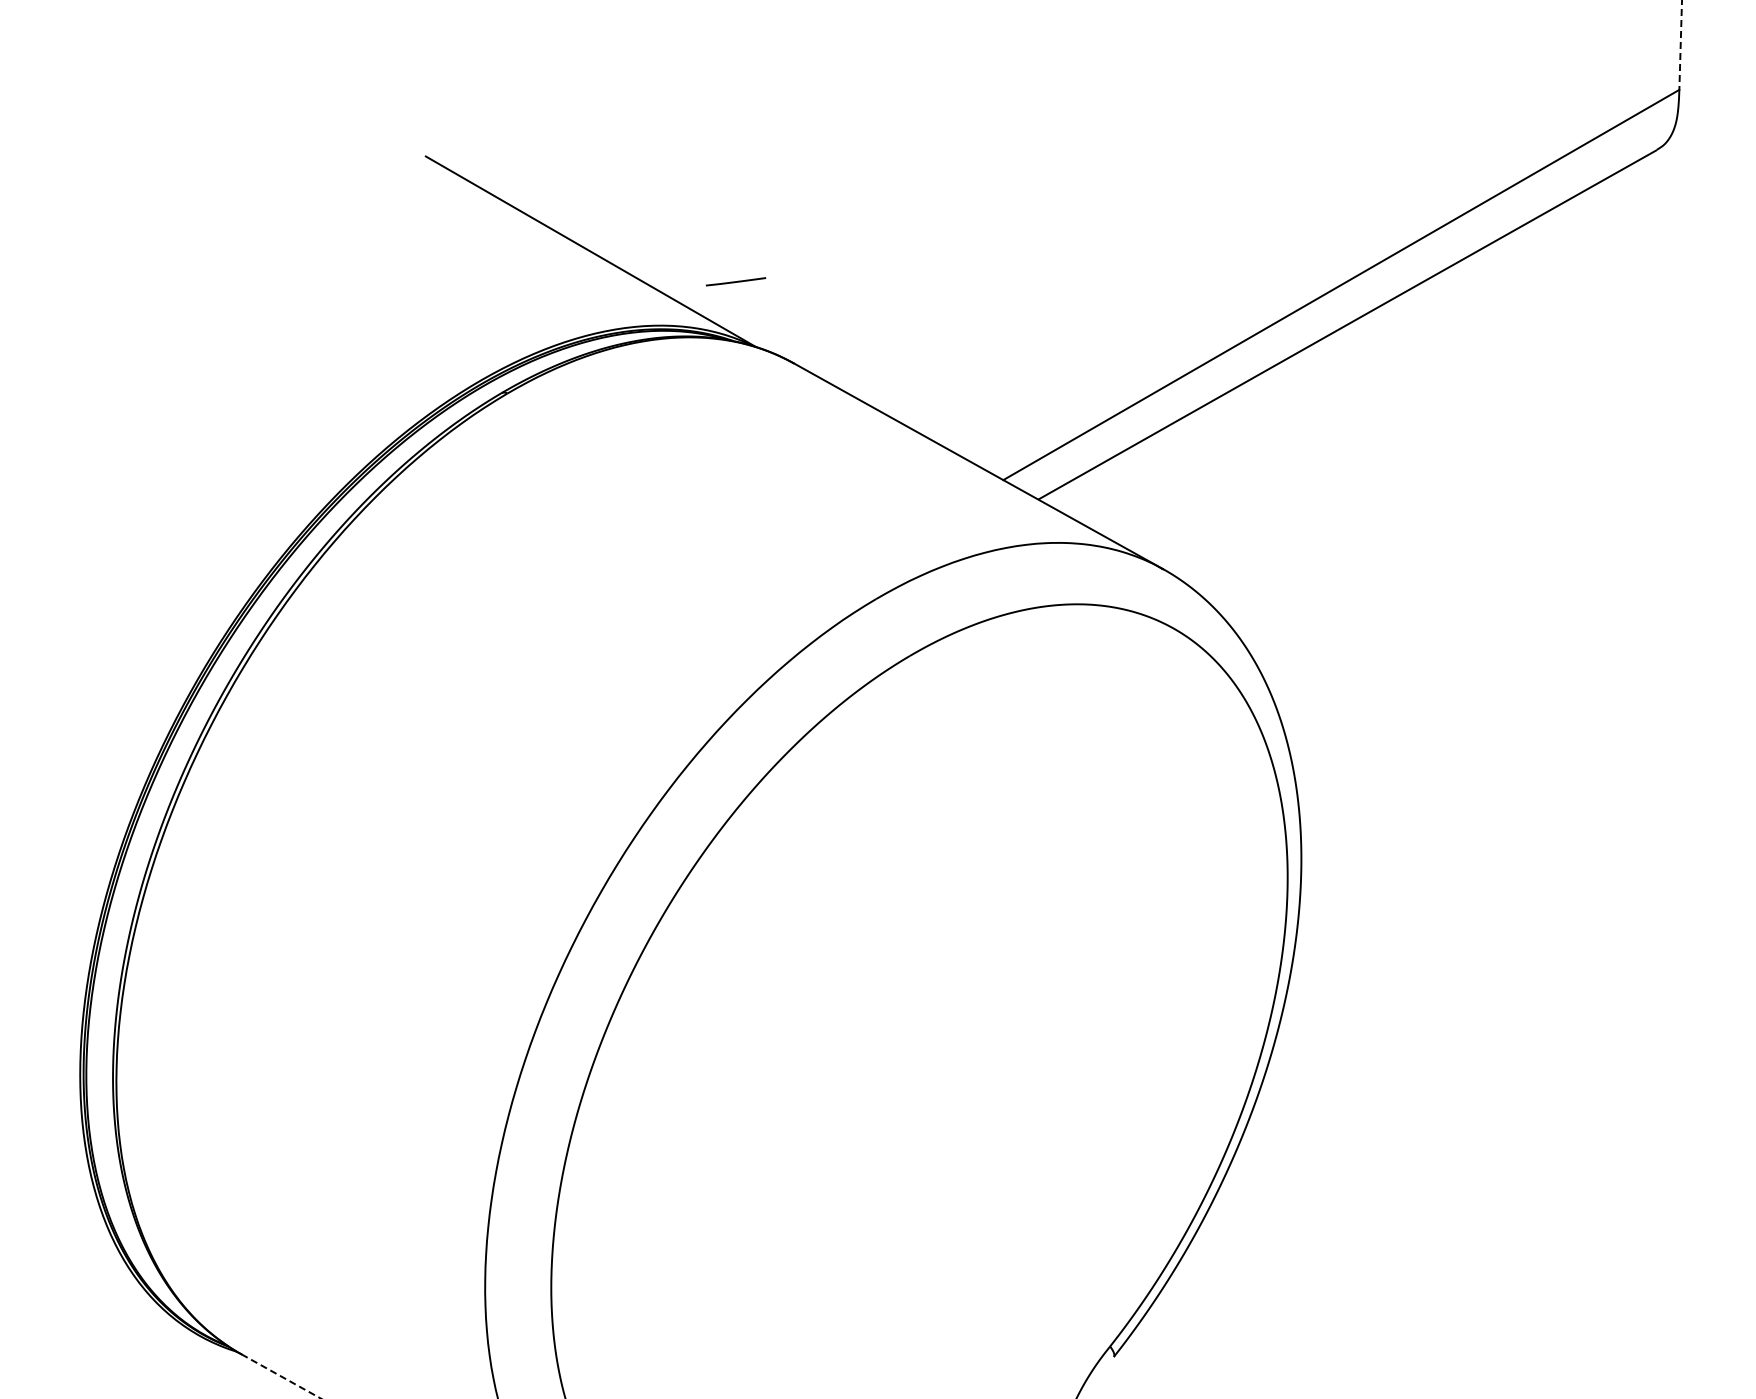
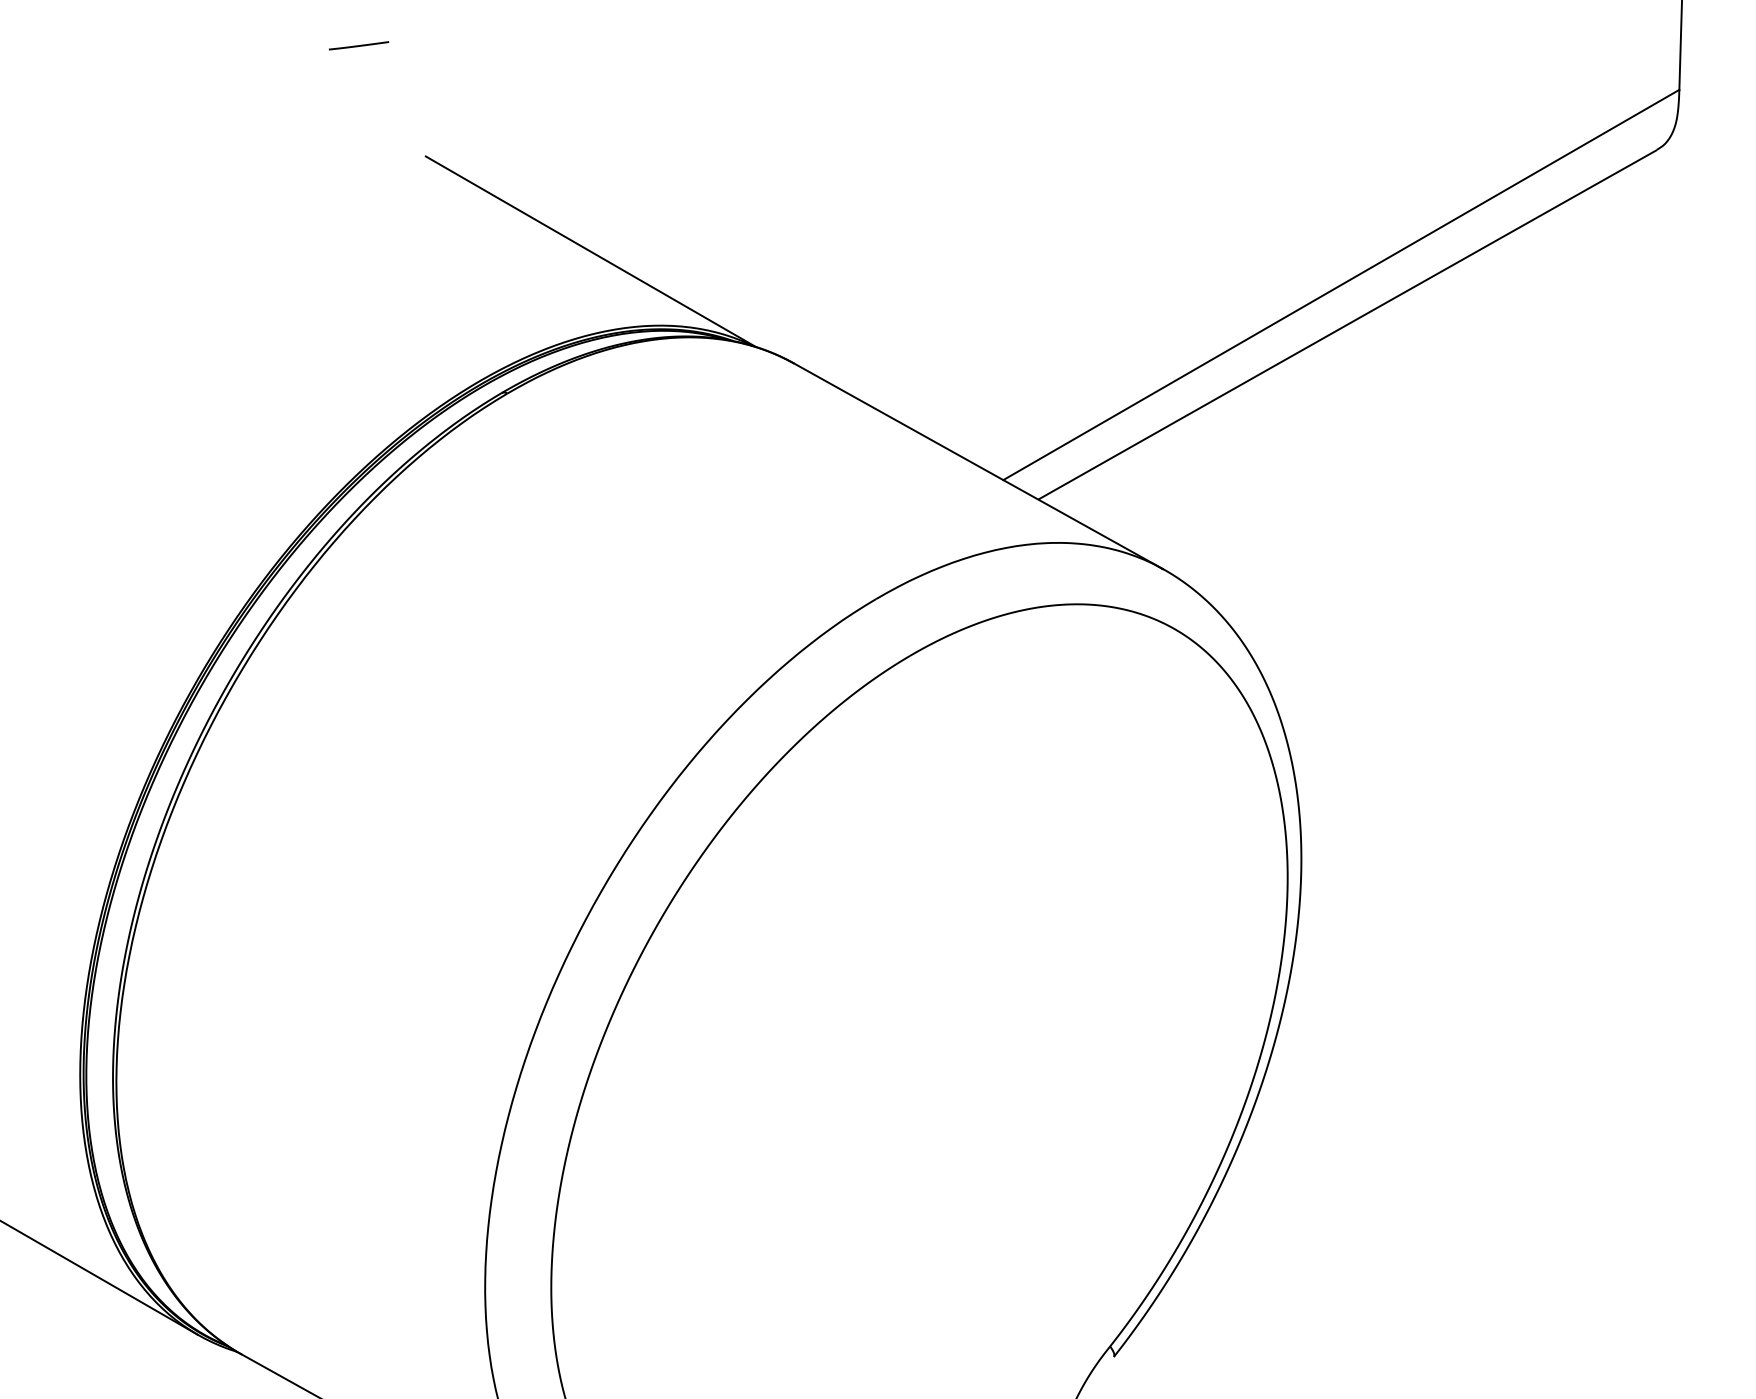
line: dashed -> solid (1680, 45)
line position: (736, 281) -> (359, 45) (359, 45)
line: none -> present (99, 1278)
line: dashed -> solid (281, 1376)
